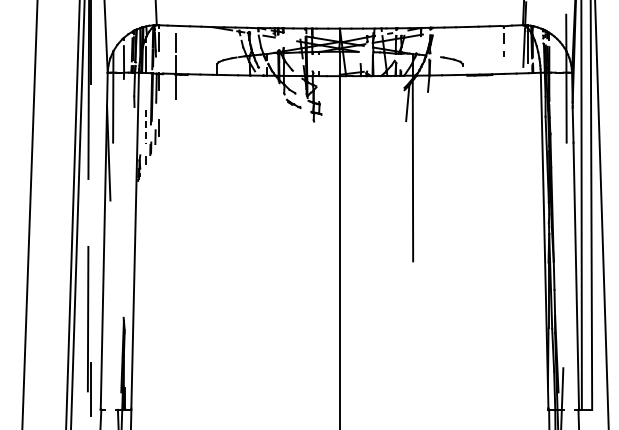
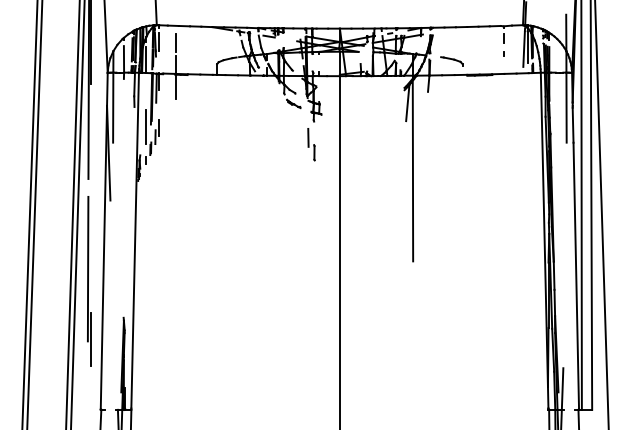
line: dashed -> solid (146, 127)
part: none -> present (311, 144)
line: none -> present (34, 214)
part position: (89, 331) -> (89, 281) (89, 281)
